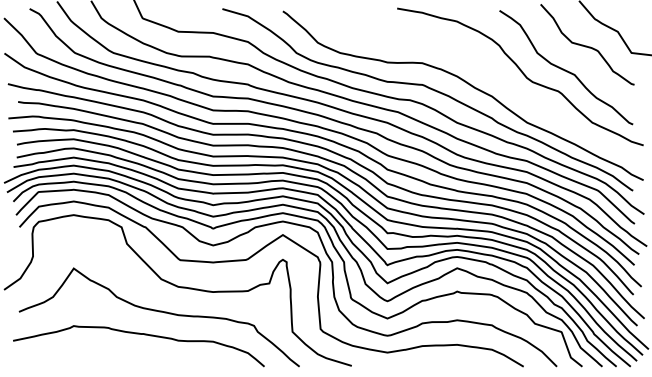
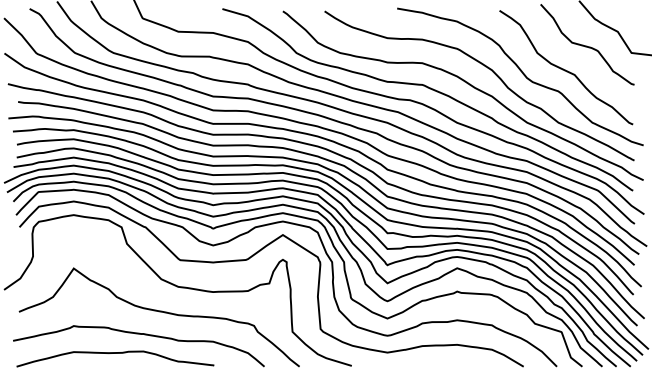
curve: none -> present (488, 69)
curve: none -> present (115, 353)
